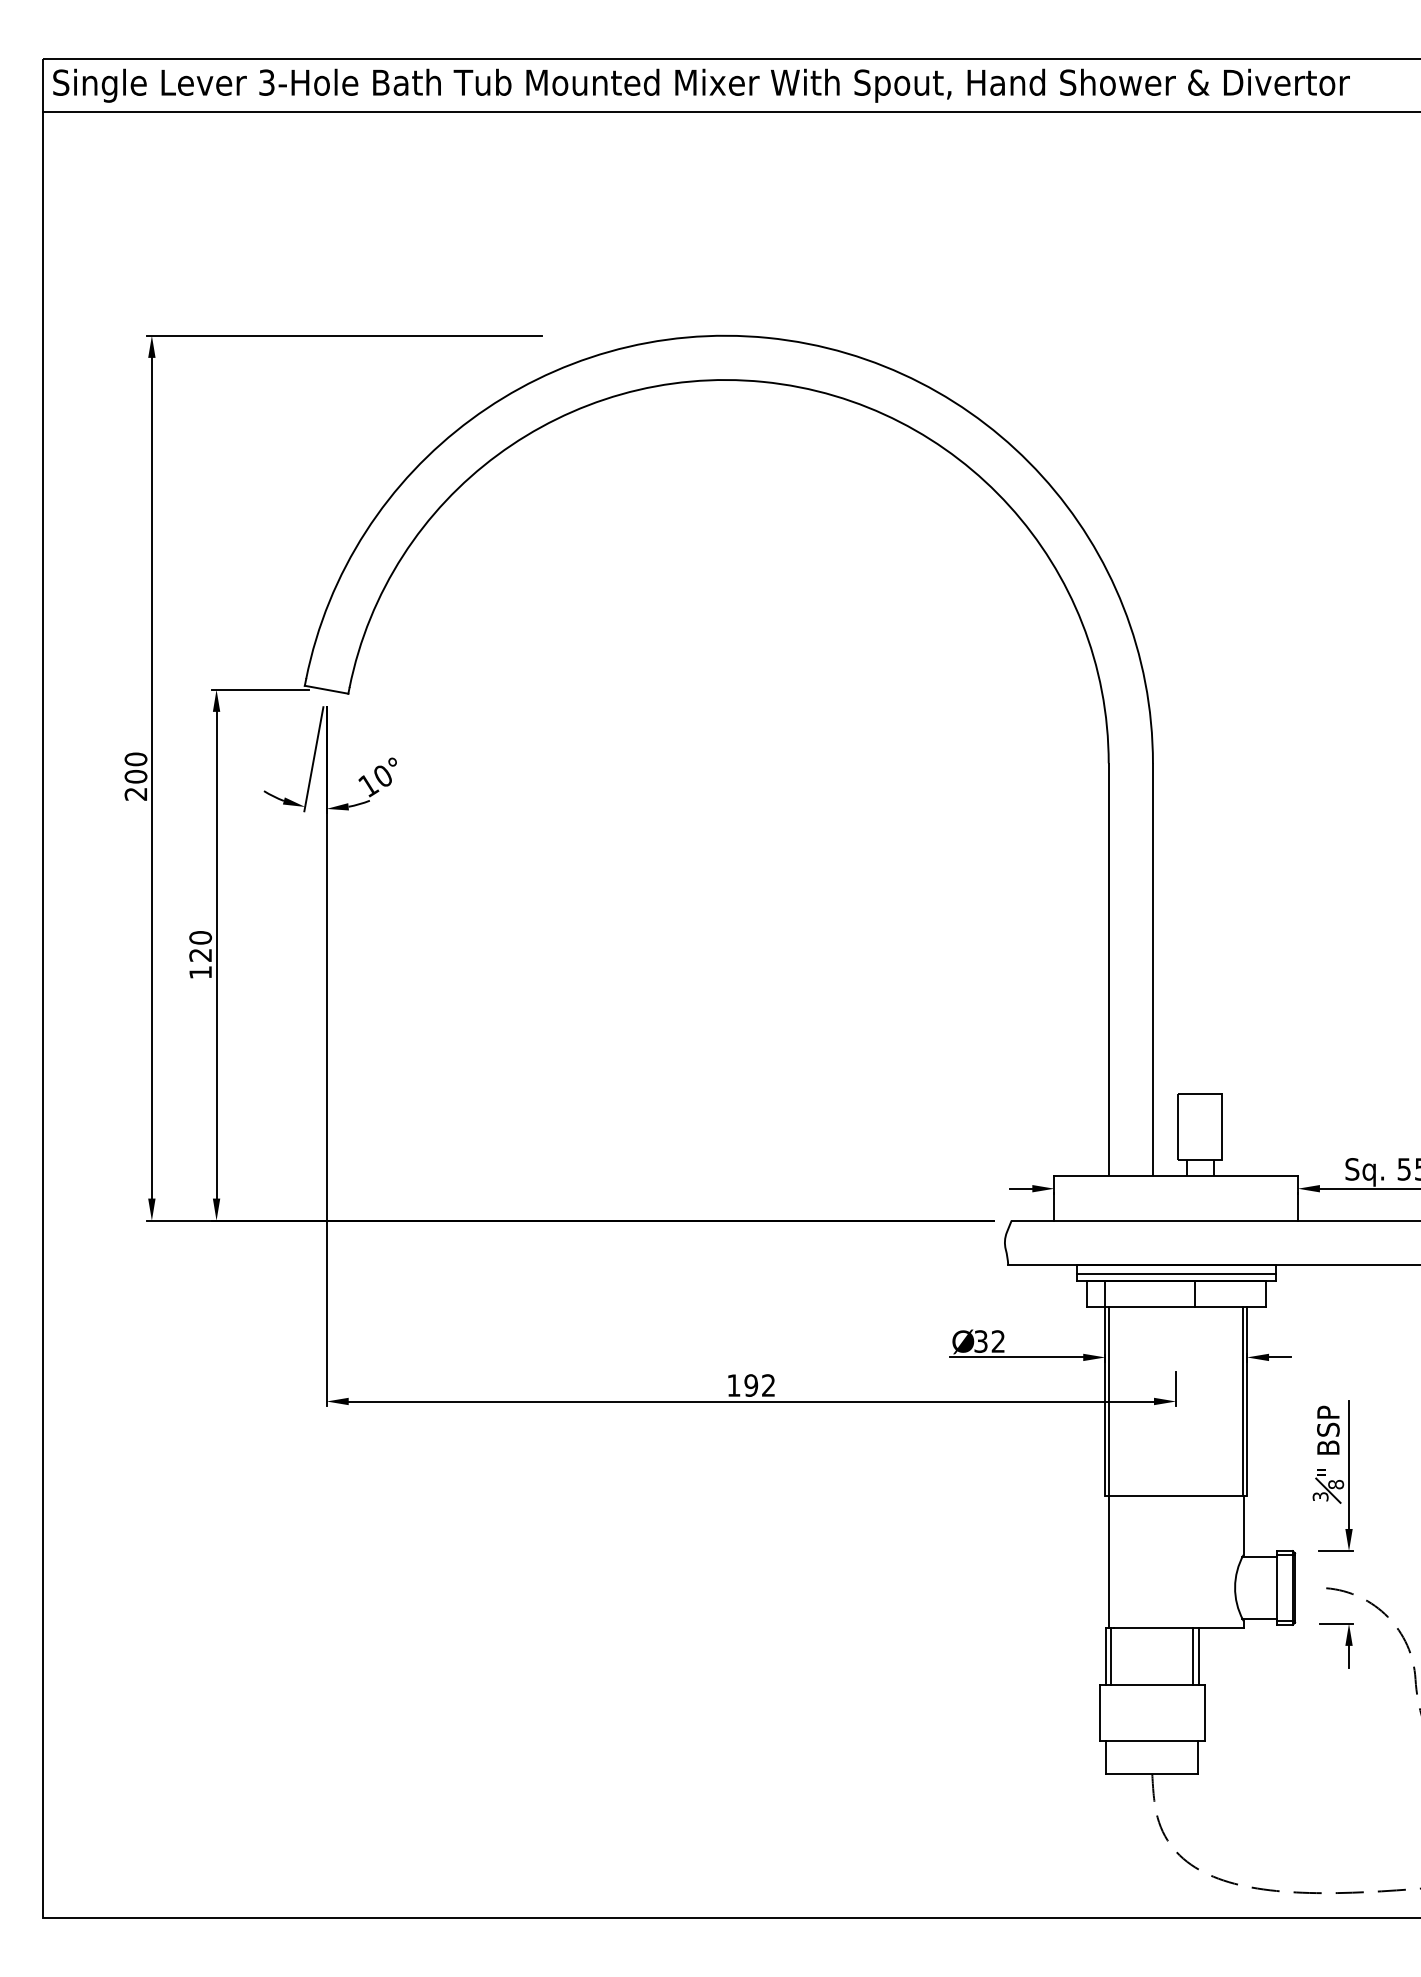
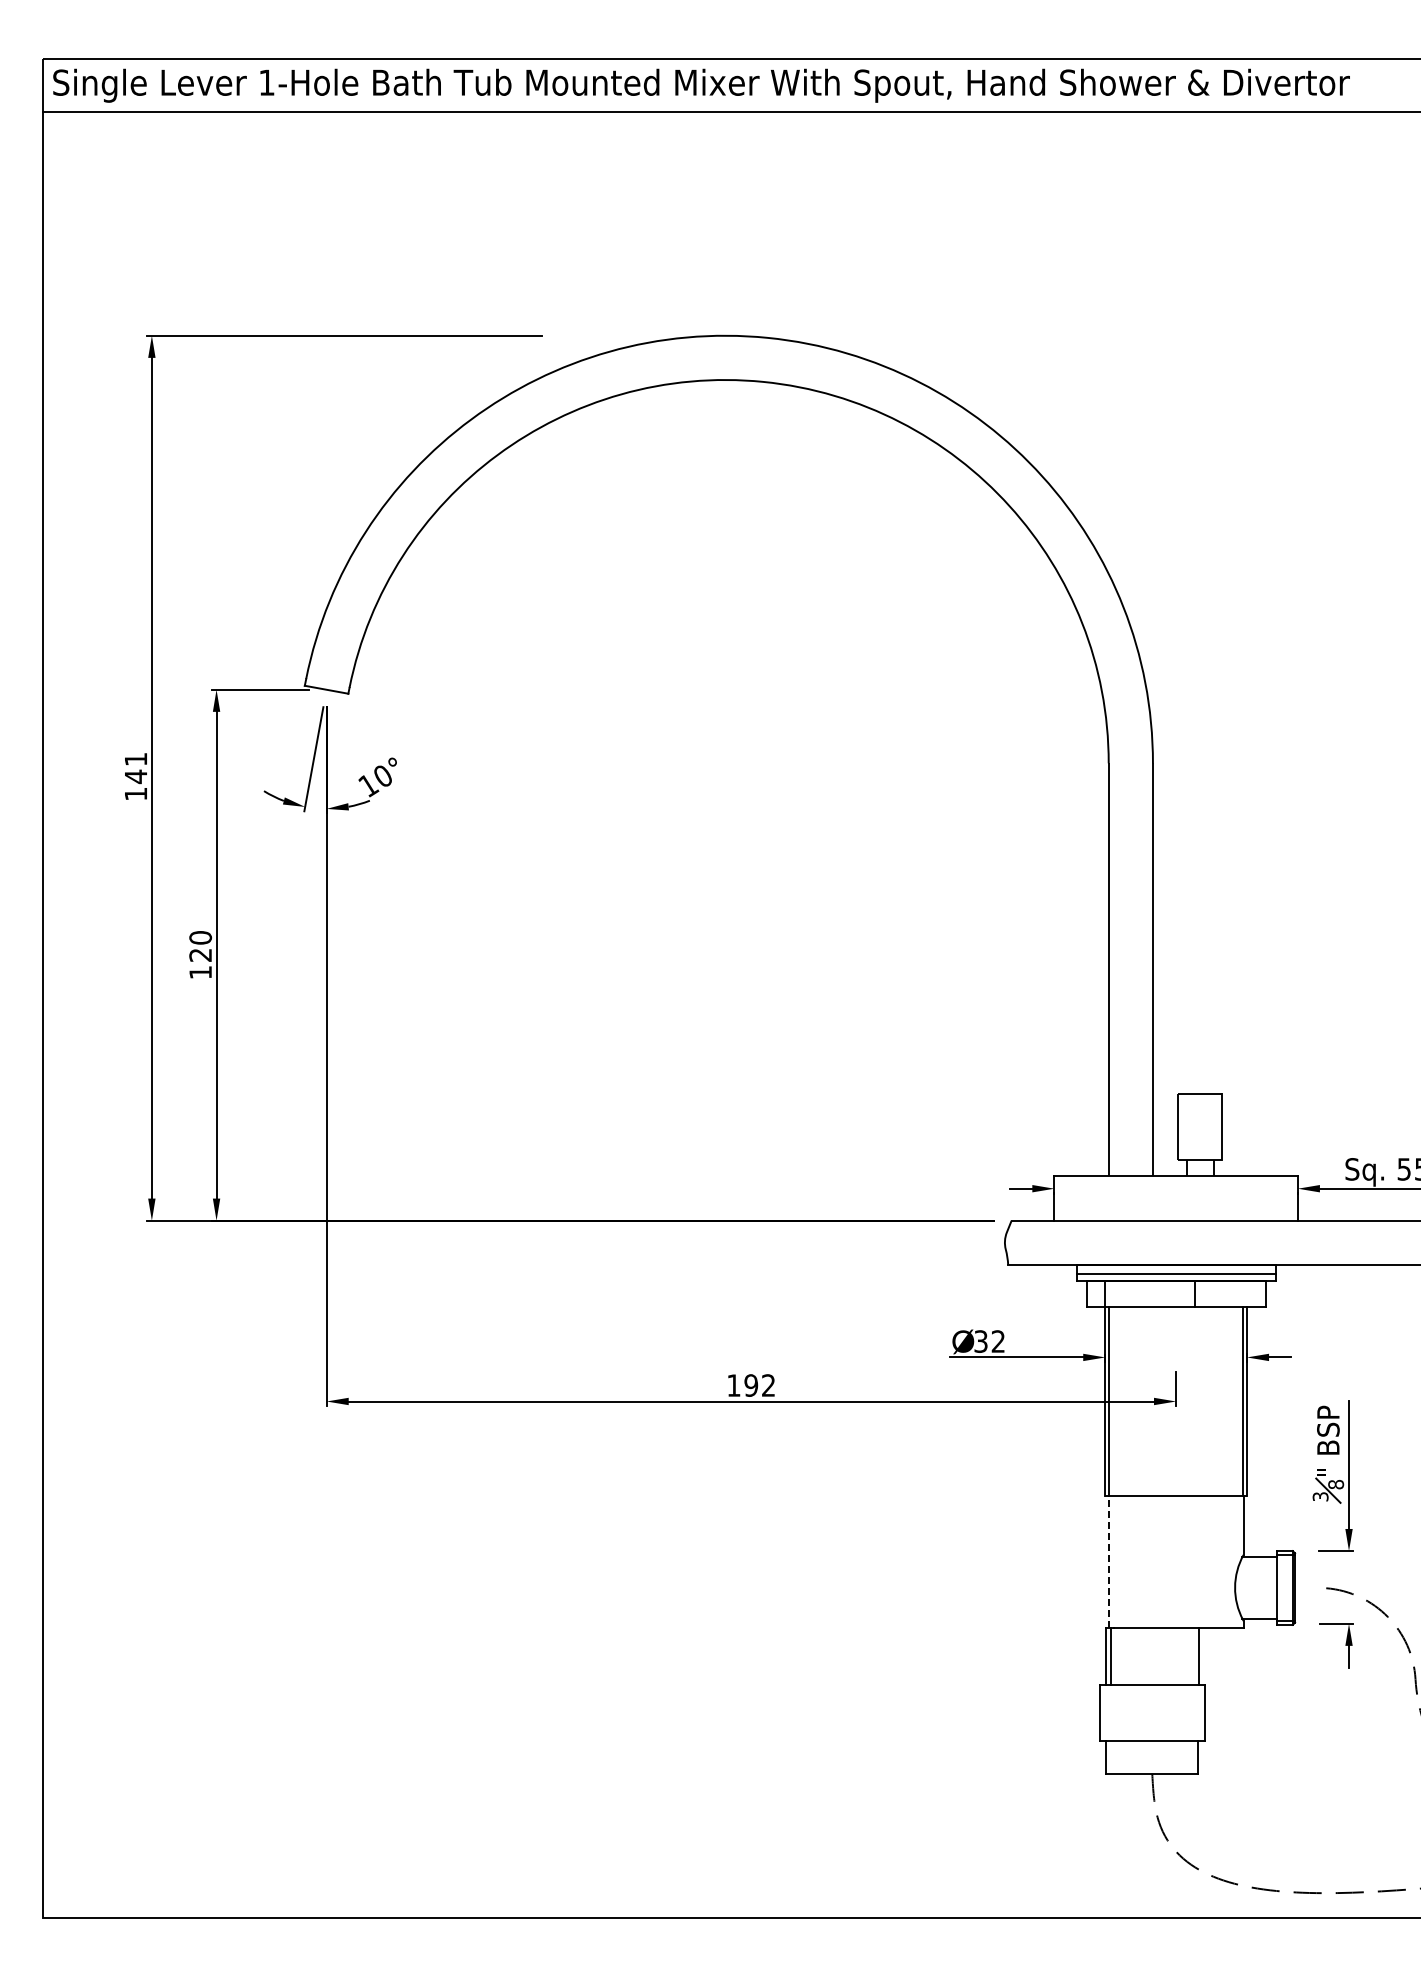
text: 3-Hole -> 1-Hole (266, 82)
text: 200 -> 141 (135, 776)
line: solid -> dashed (1108, 1561)
line: present -> none (1193, 1656)
